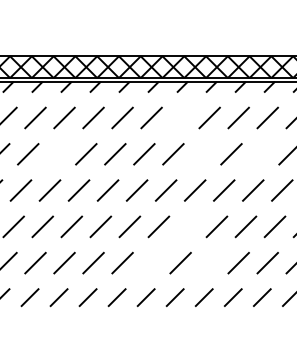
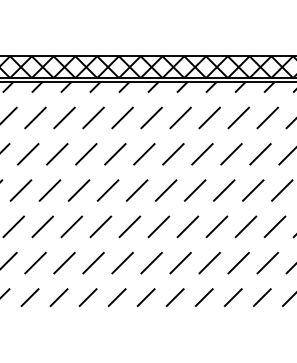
line: none -> present (180, 117)
line: none -> present (57, 154)
line: none -> present (202, 154)
line: none -> present (260, 154)
line: none -> present (187, 226)
line: none -> present (151, 262)
line: none -> present (209, 263)
